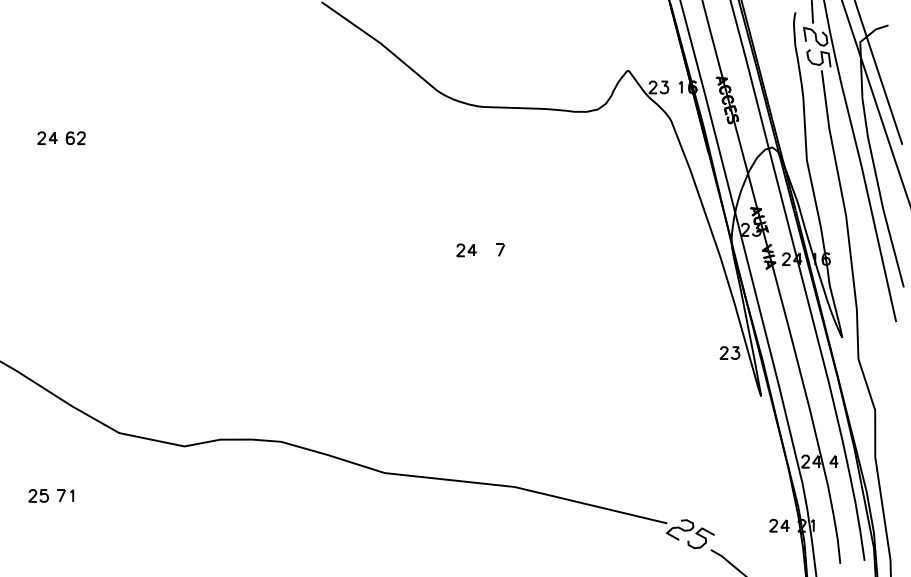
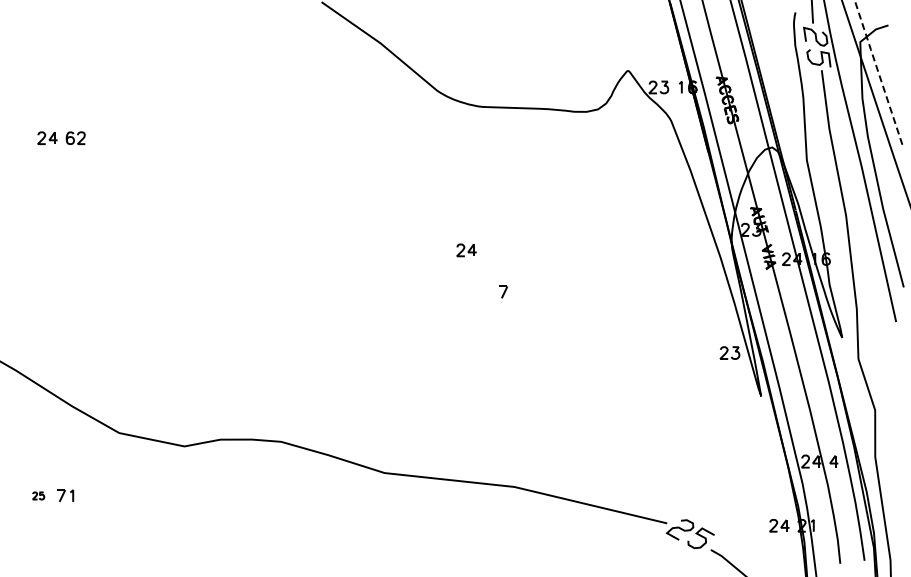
line: solid -> dashed (878, 71)
part position: (500, 249) -> (503, 291) (503, 291)
part size: 21x14 px -> 14x10 px (38, 495)
